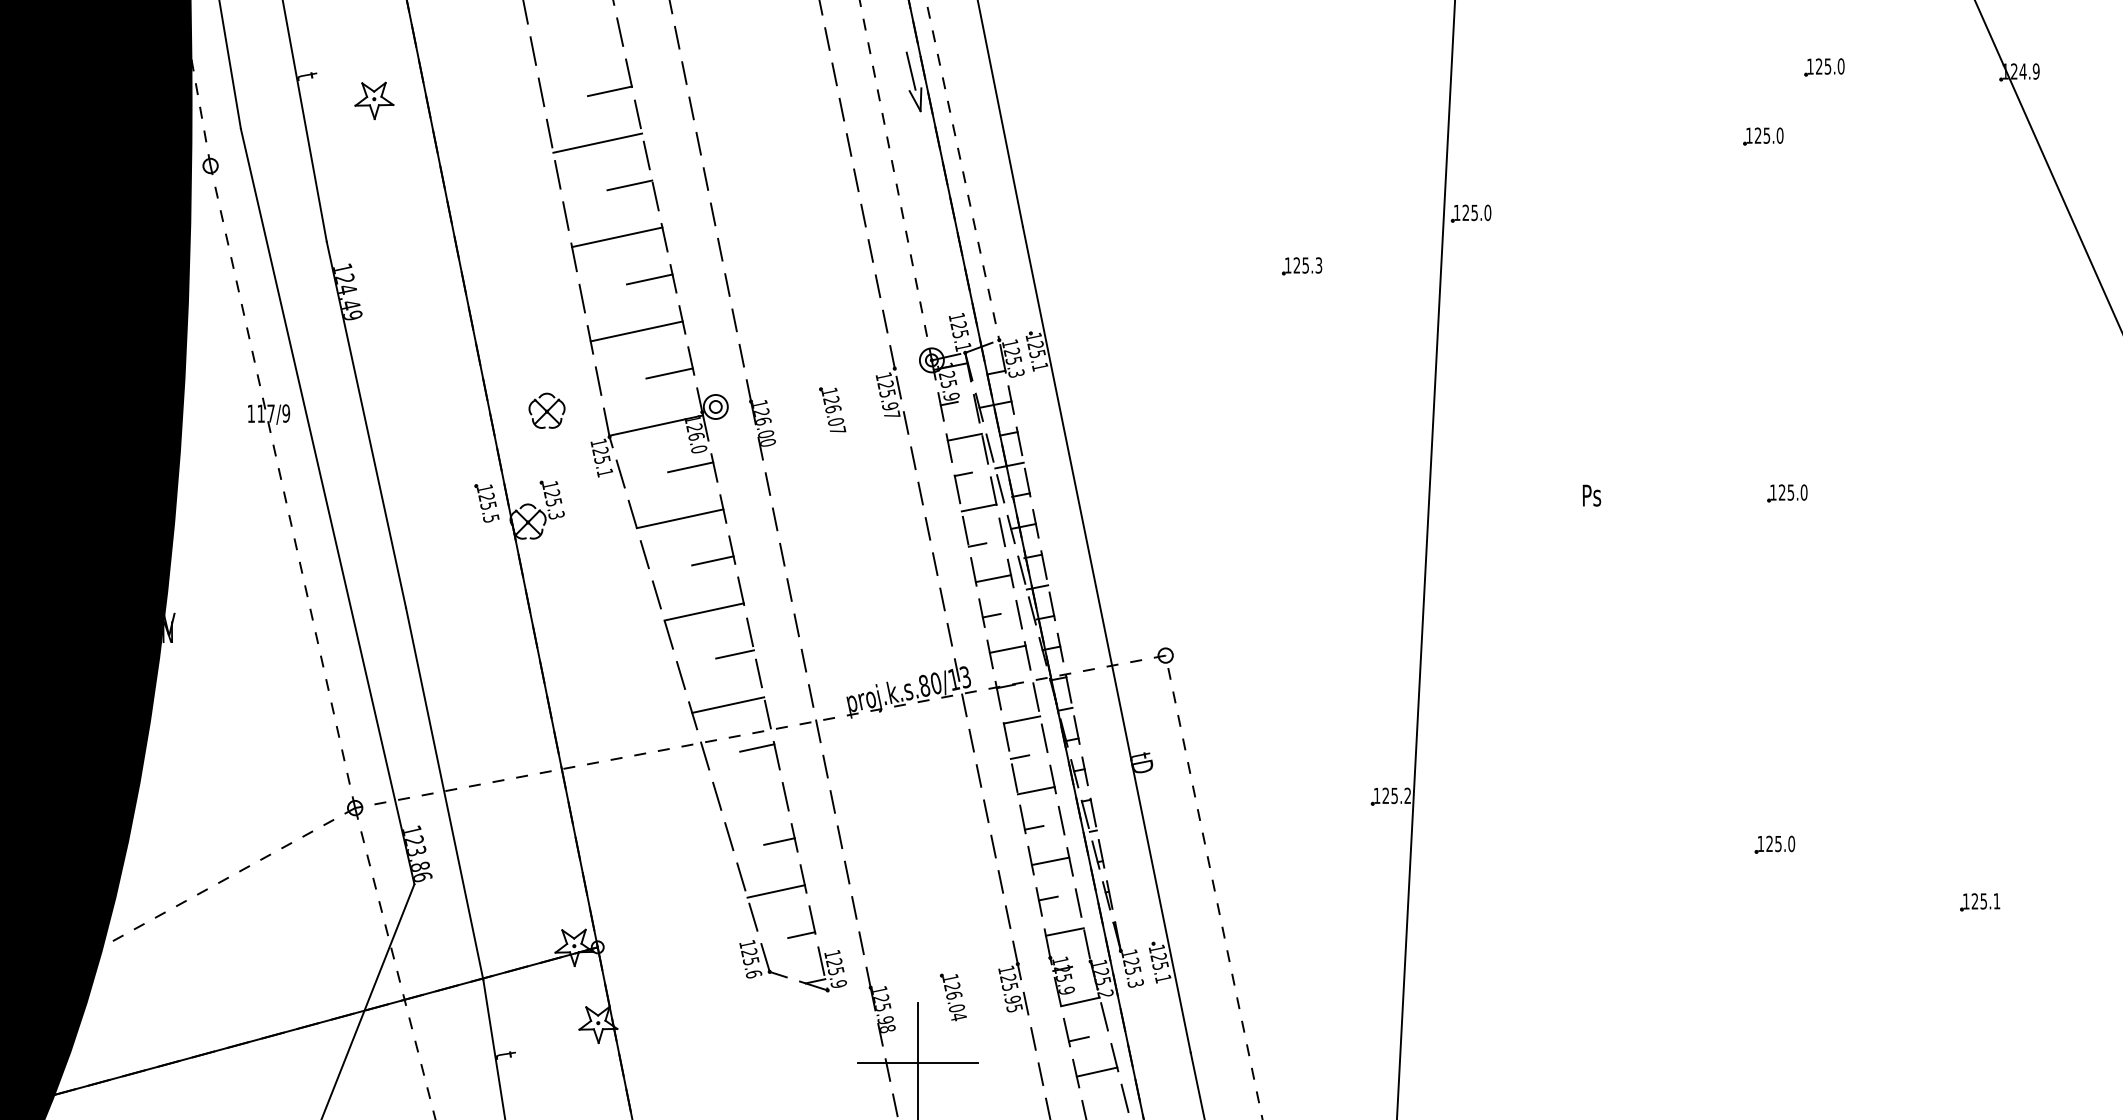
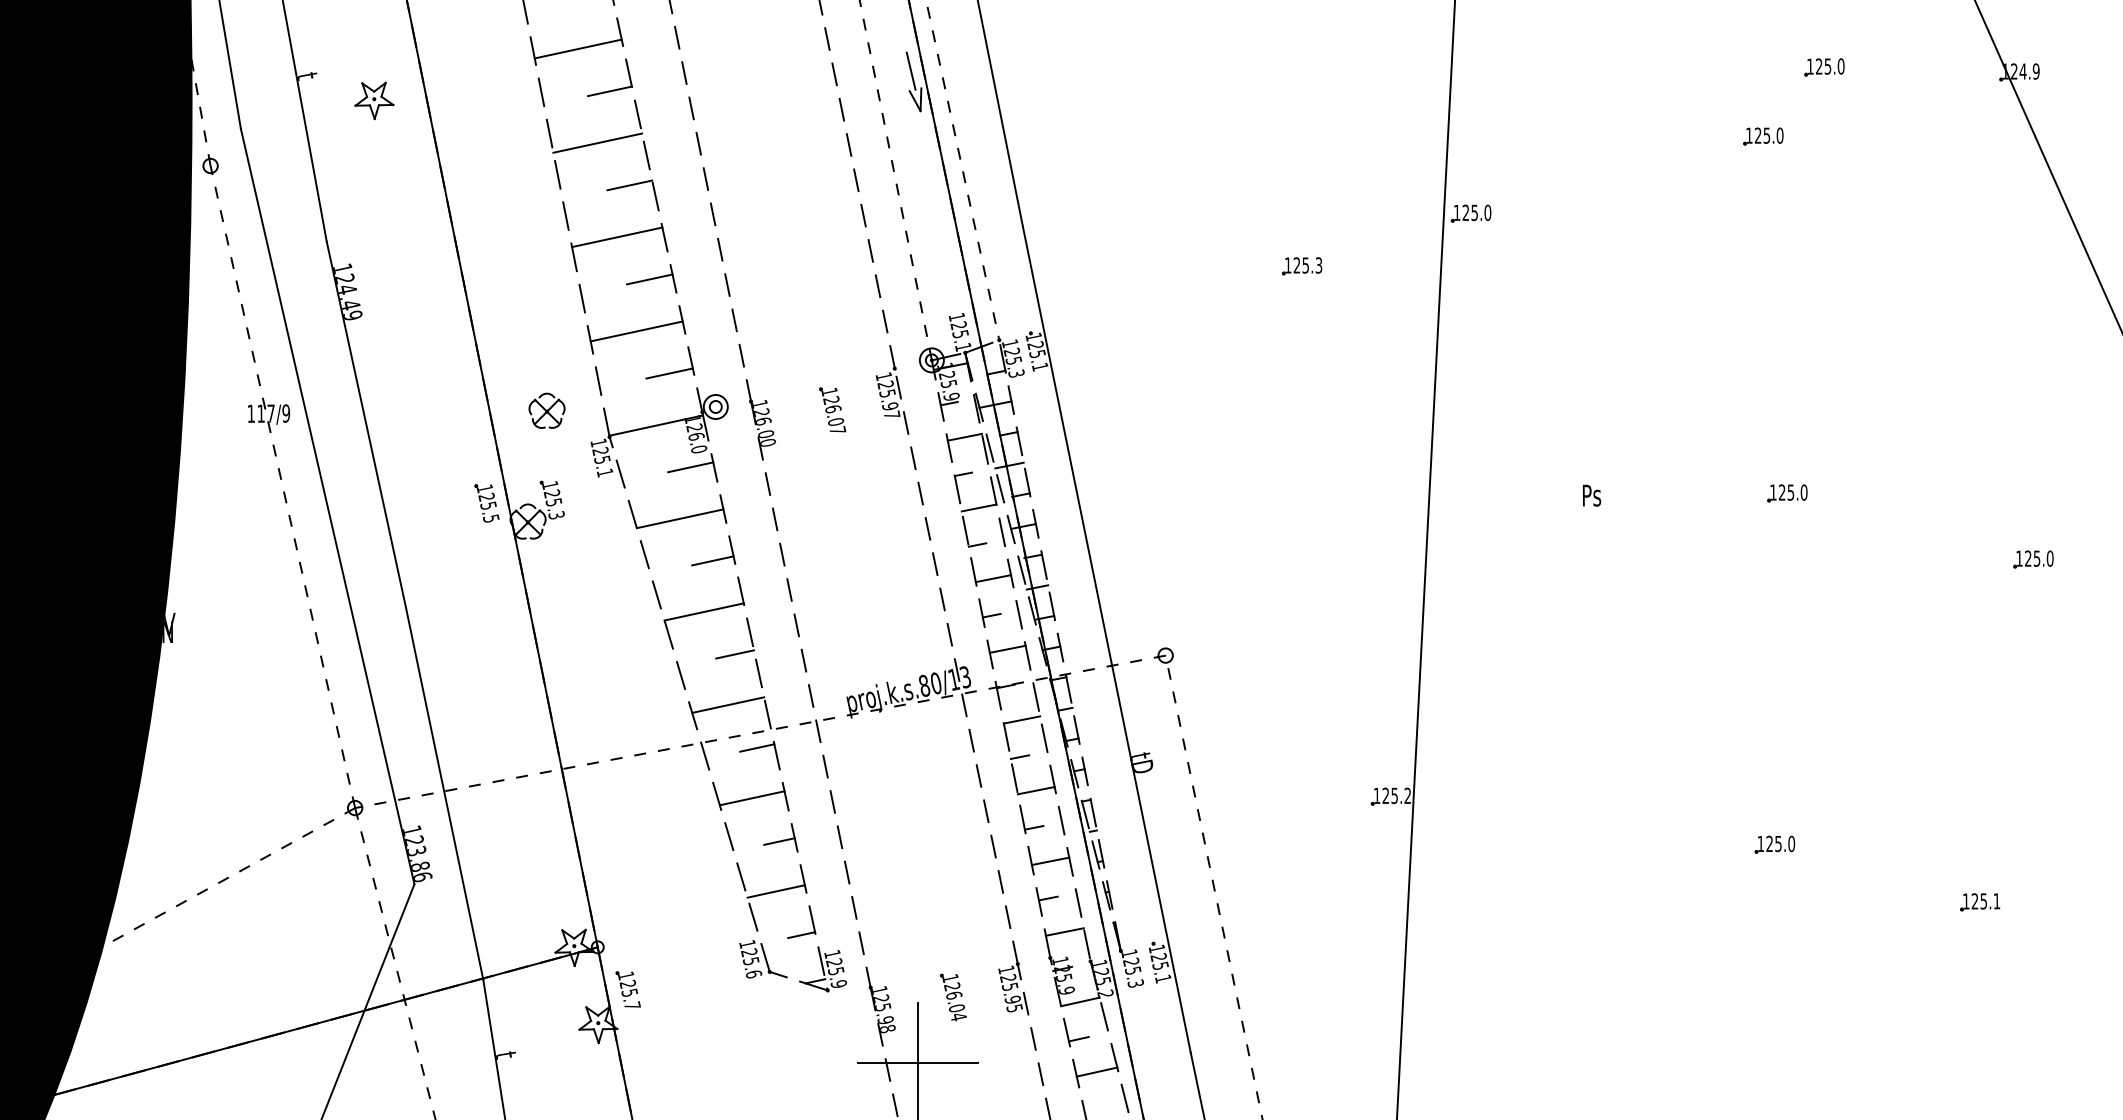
line: none -> present (577, 48)
part: none -> present (2033, 559)
line: none -> present (751, 798)
part: none -> present (627, 989)
